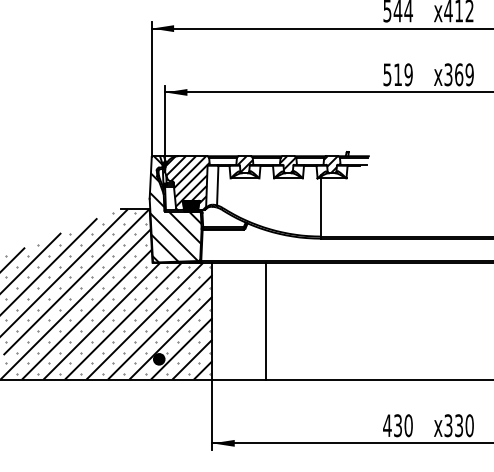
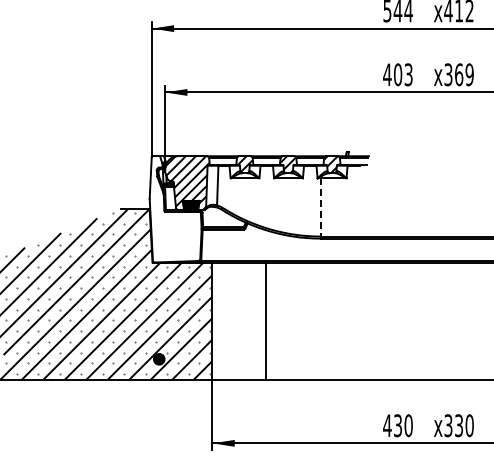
text: 519 -> 403 (397, 74)
line: solid -> dashed (321, 207)
hatch: present -> none (175, 209)
